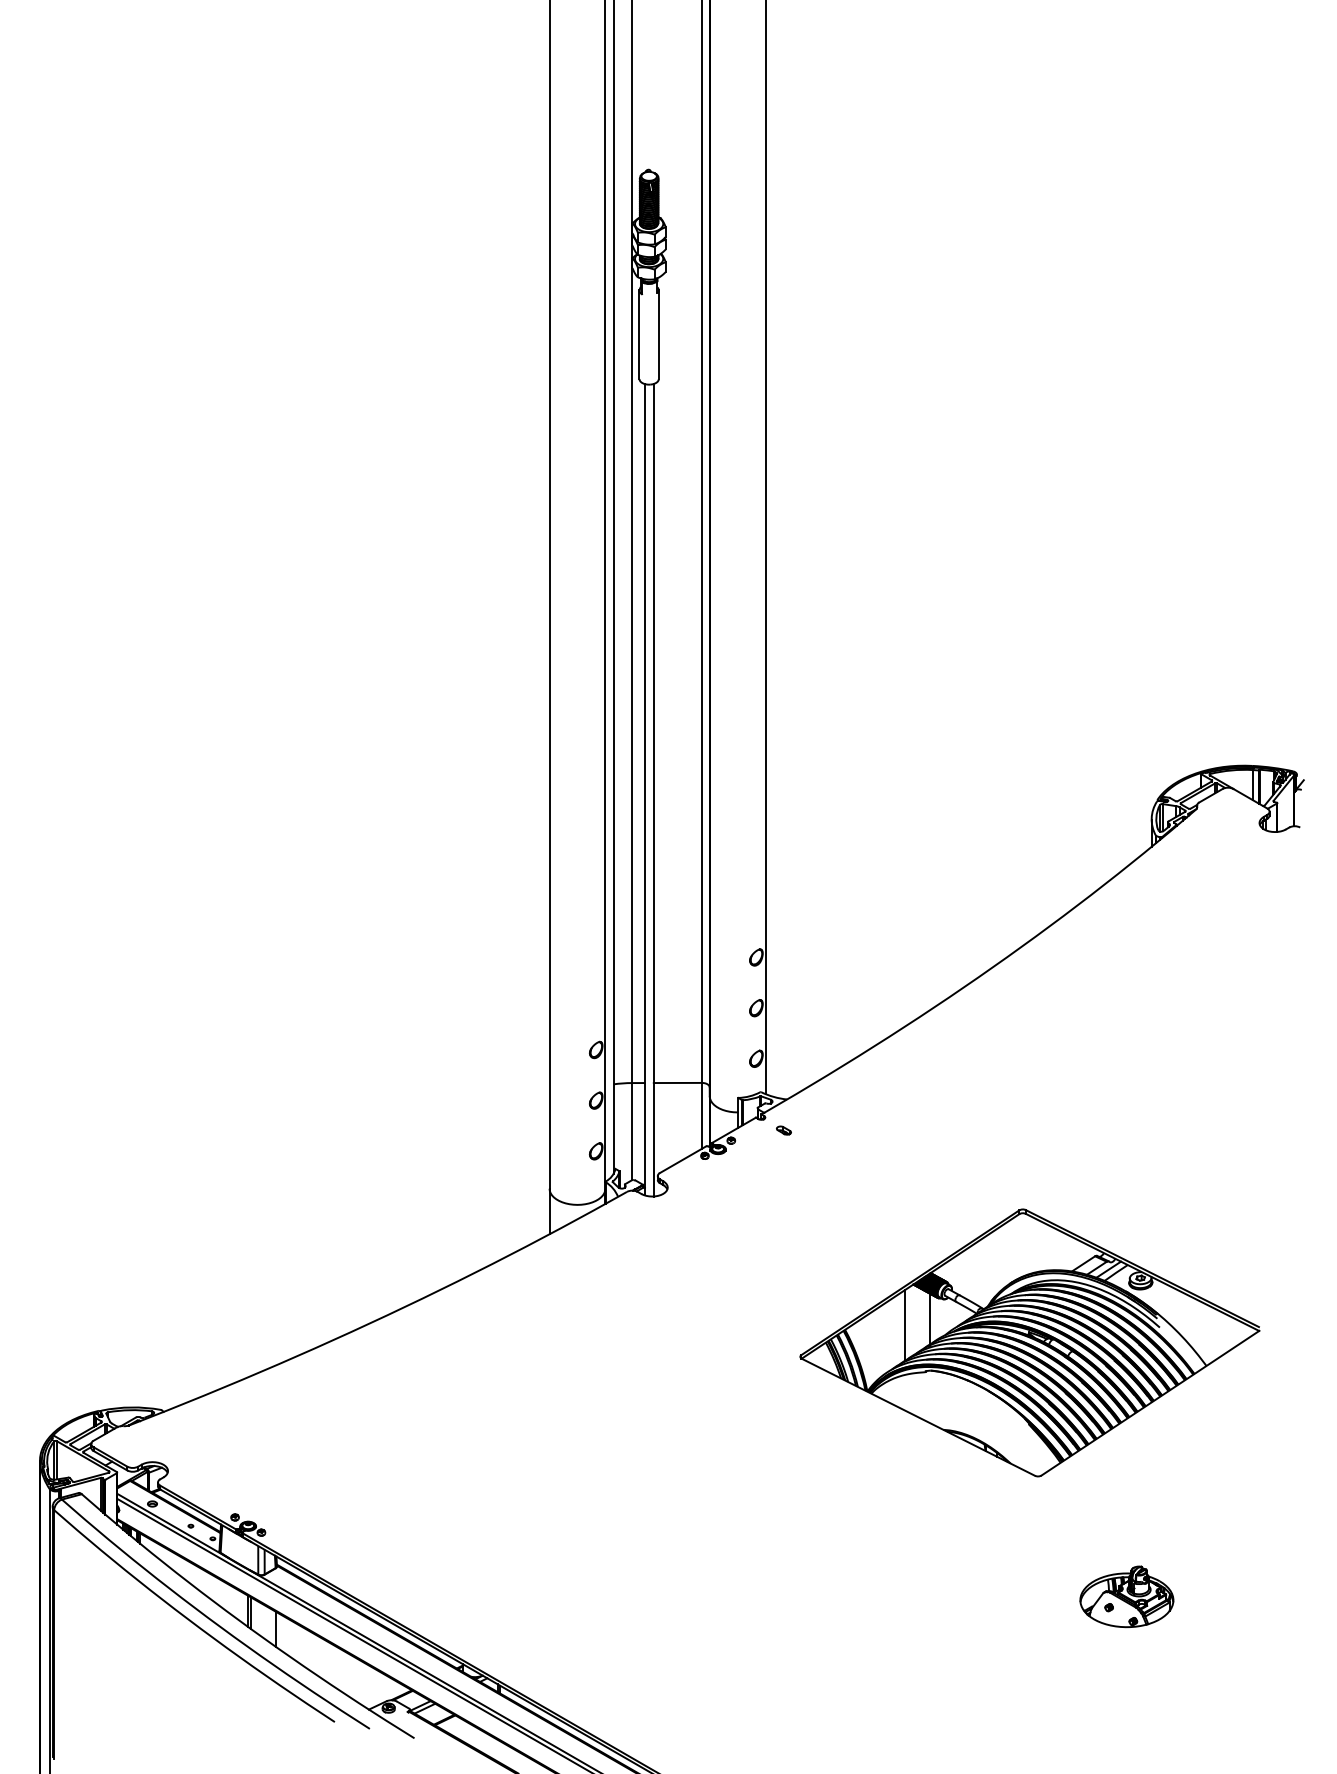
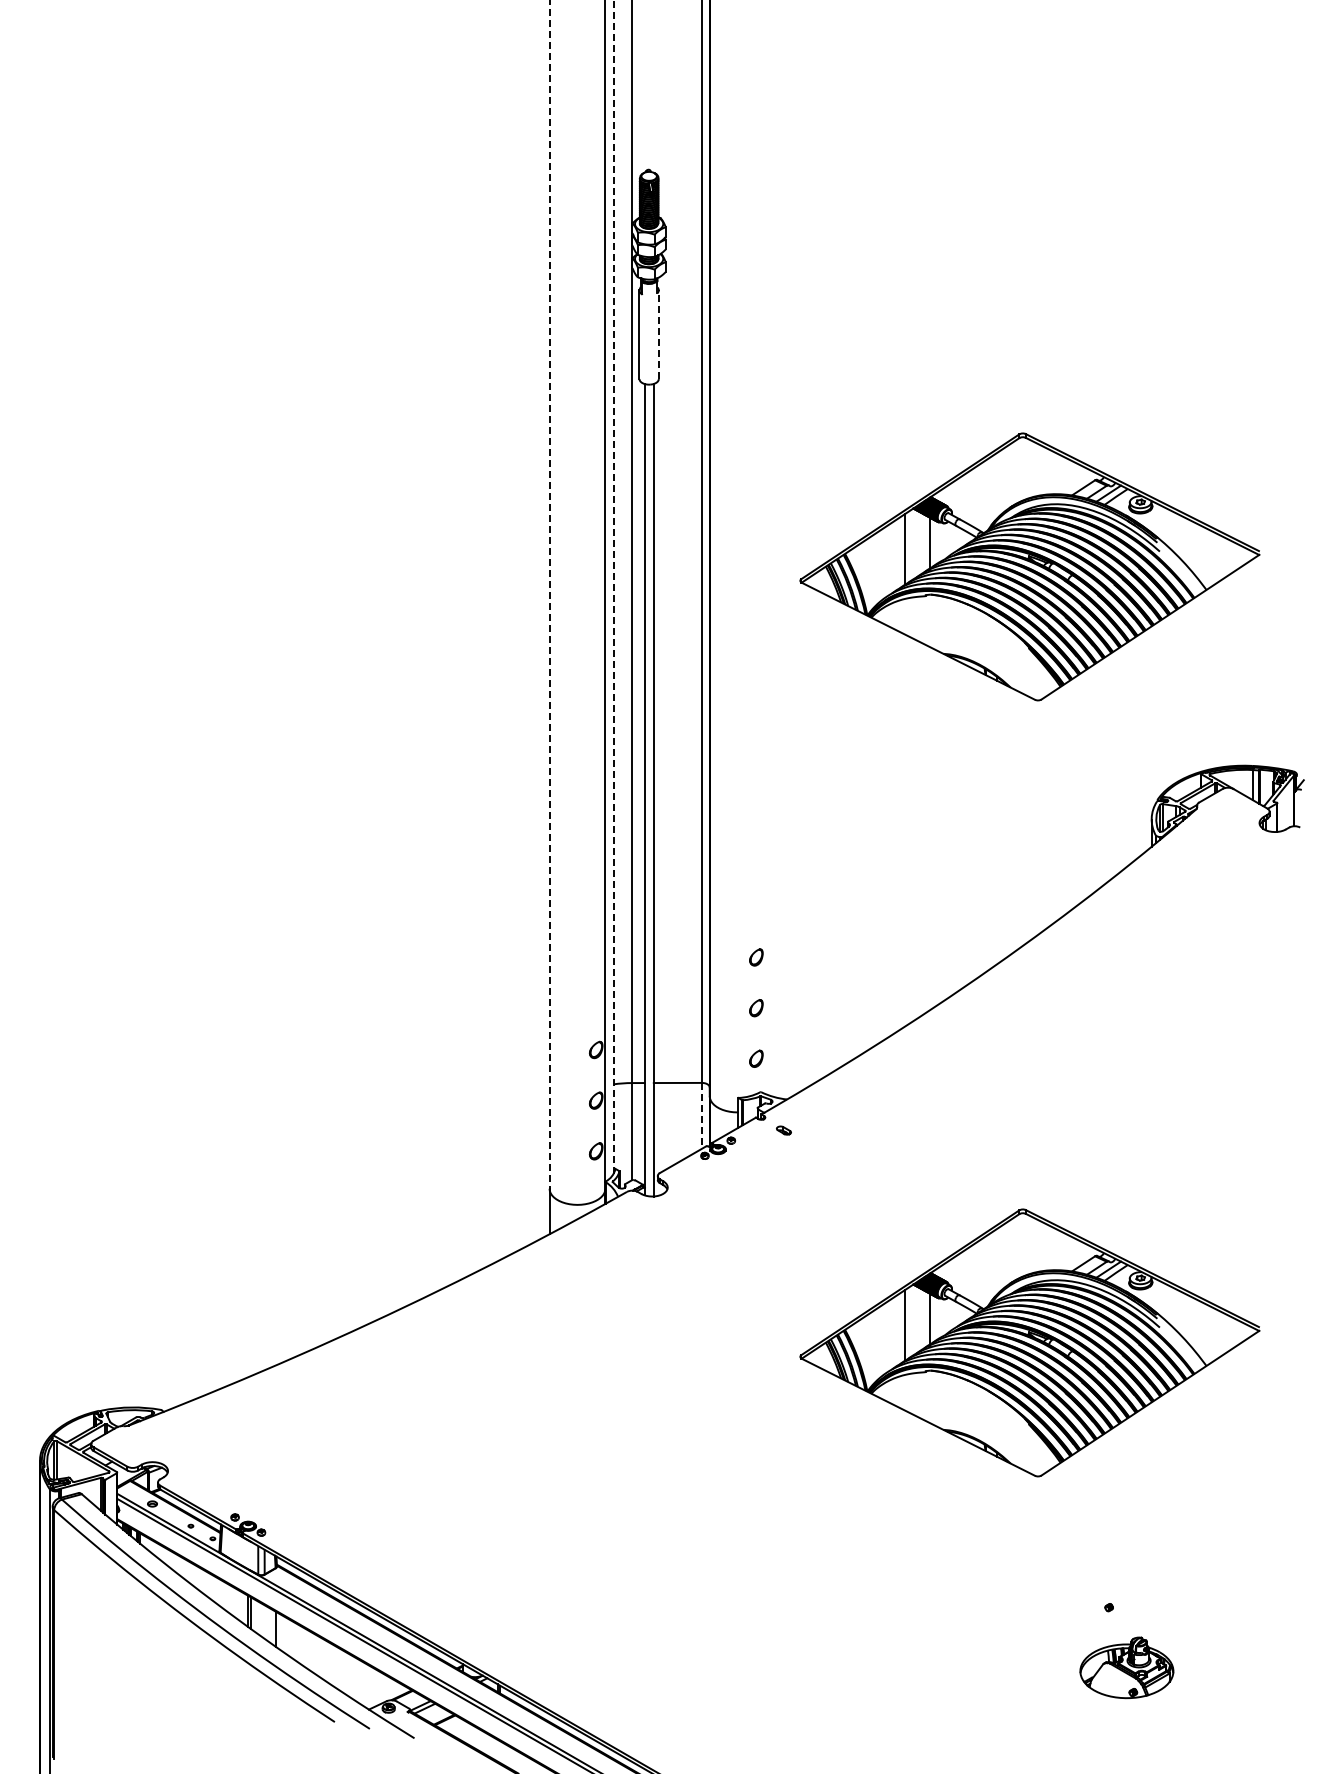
line: solid -> dashed (658, 334)
line: present -> none (765, 548)
part: none -> present (1029, 566)
line: solid -> dashed (613, 587)
line: solid -> dashed (549, 595)
line: solid -> dashed (701, 1115)
part position: (1126, 1596) -> (1126, 1667) (1126, 1667)
